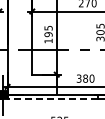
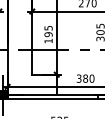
line: dashed -> solid (52, 99)
